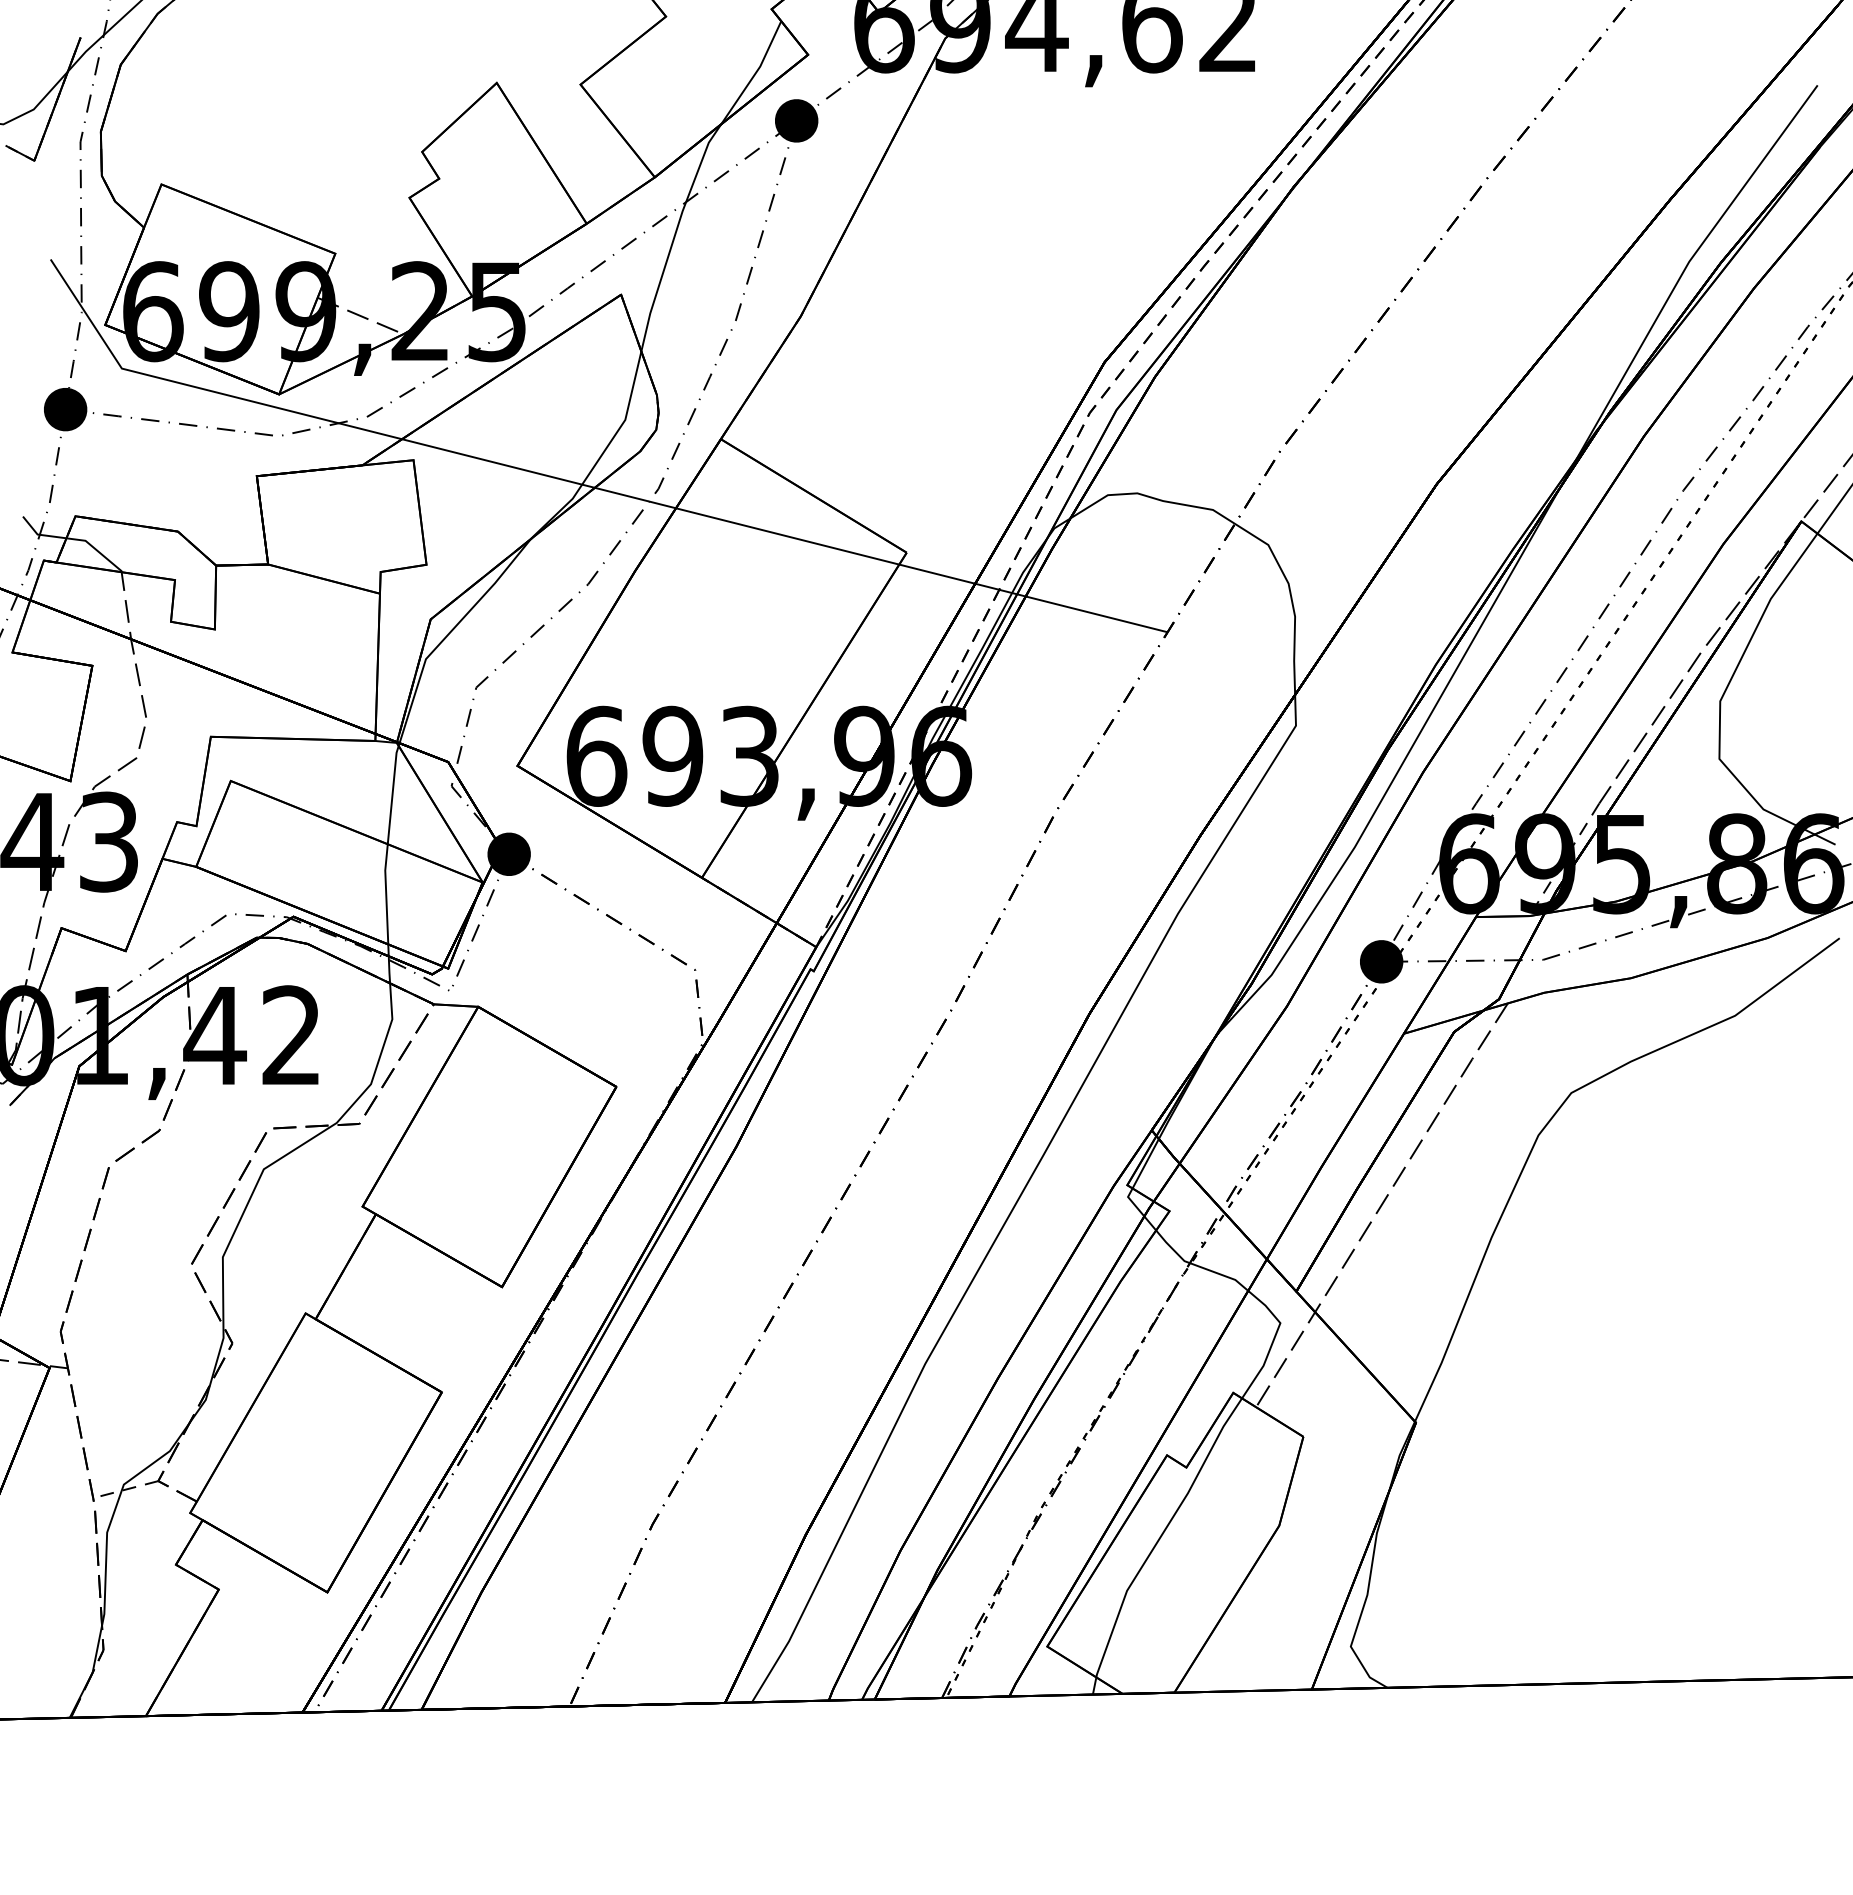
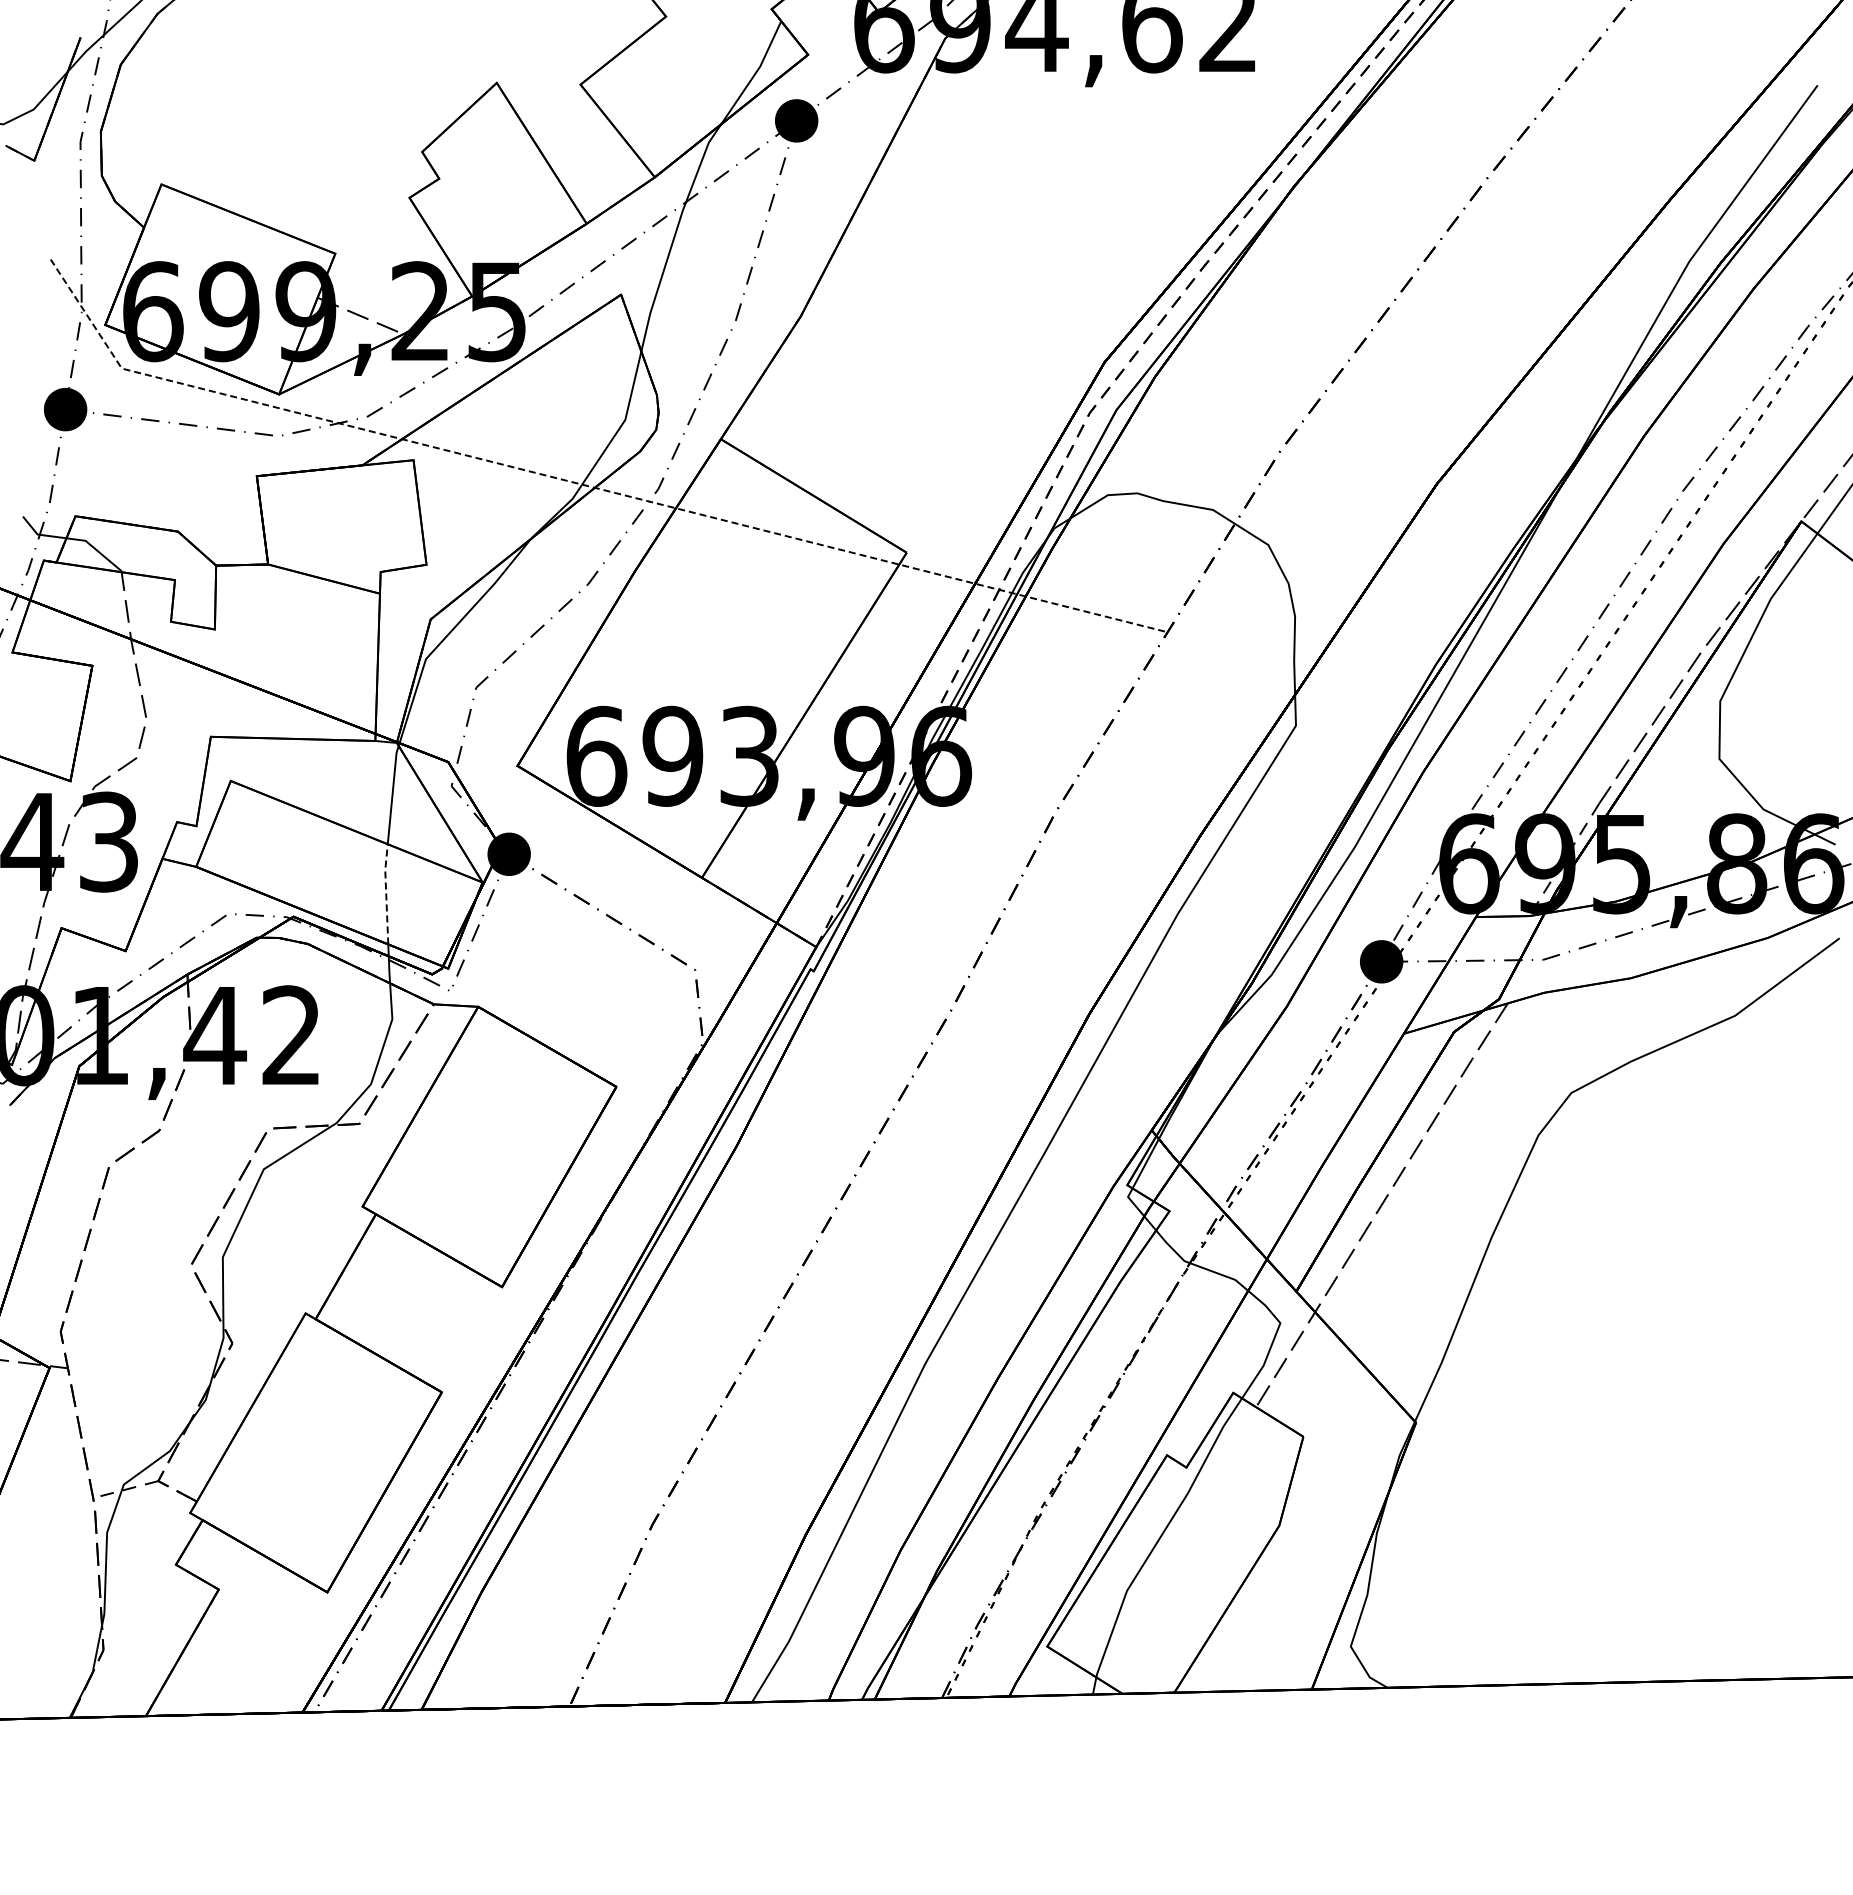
line: solid -> dashed (581, 484)
line: solid -> dashed (386, 893)
